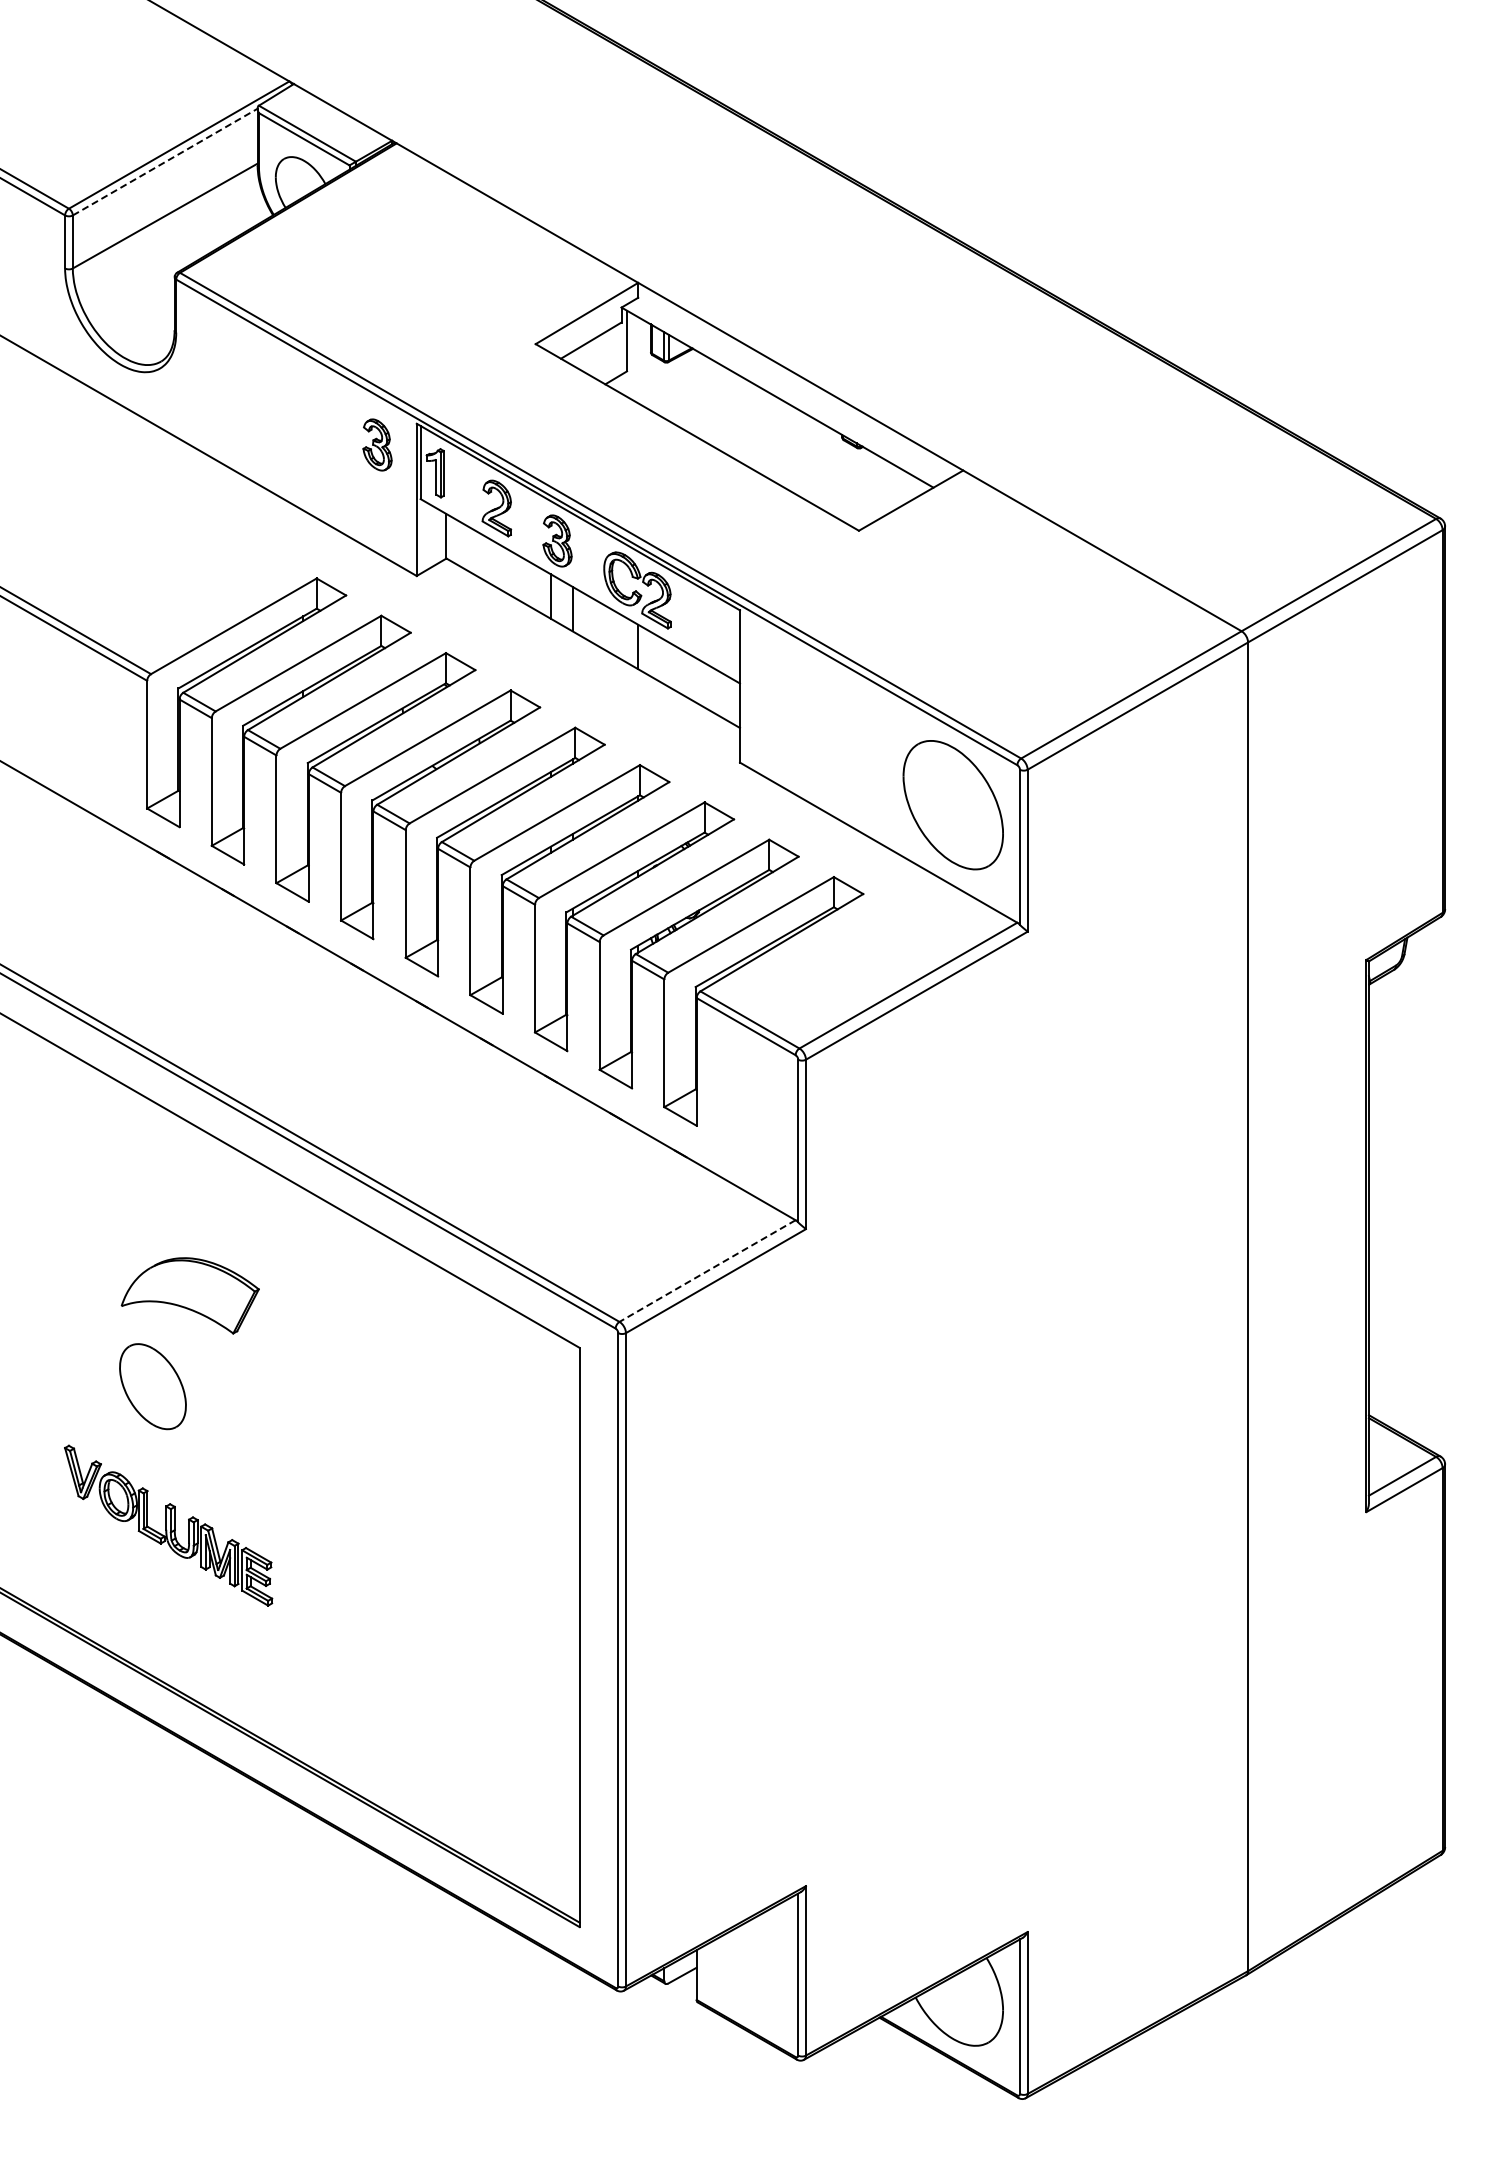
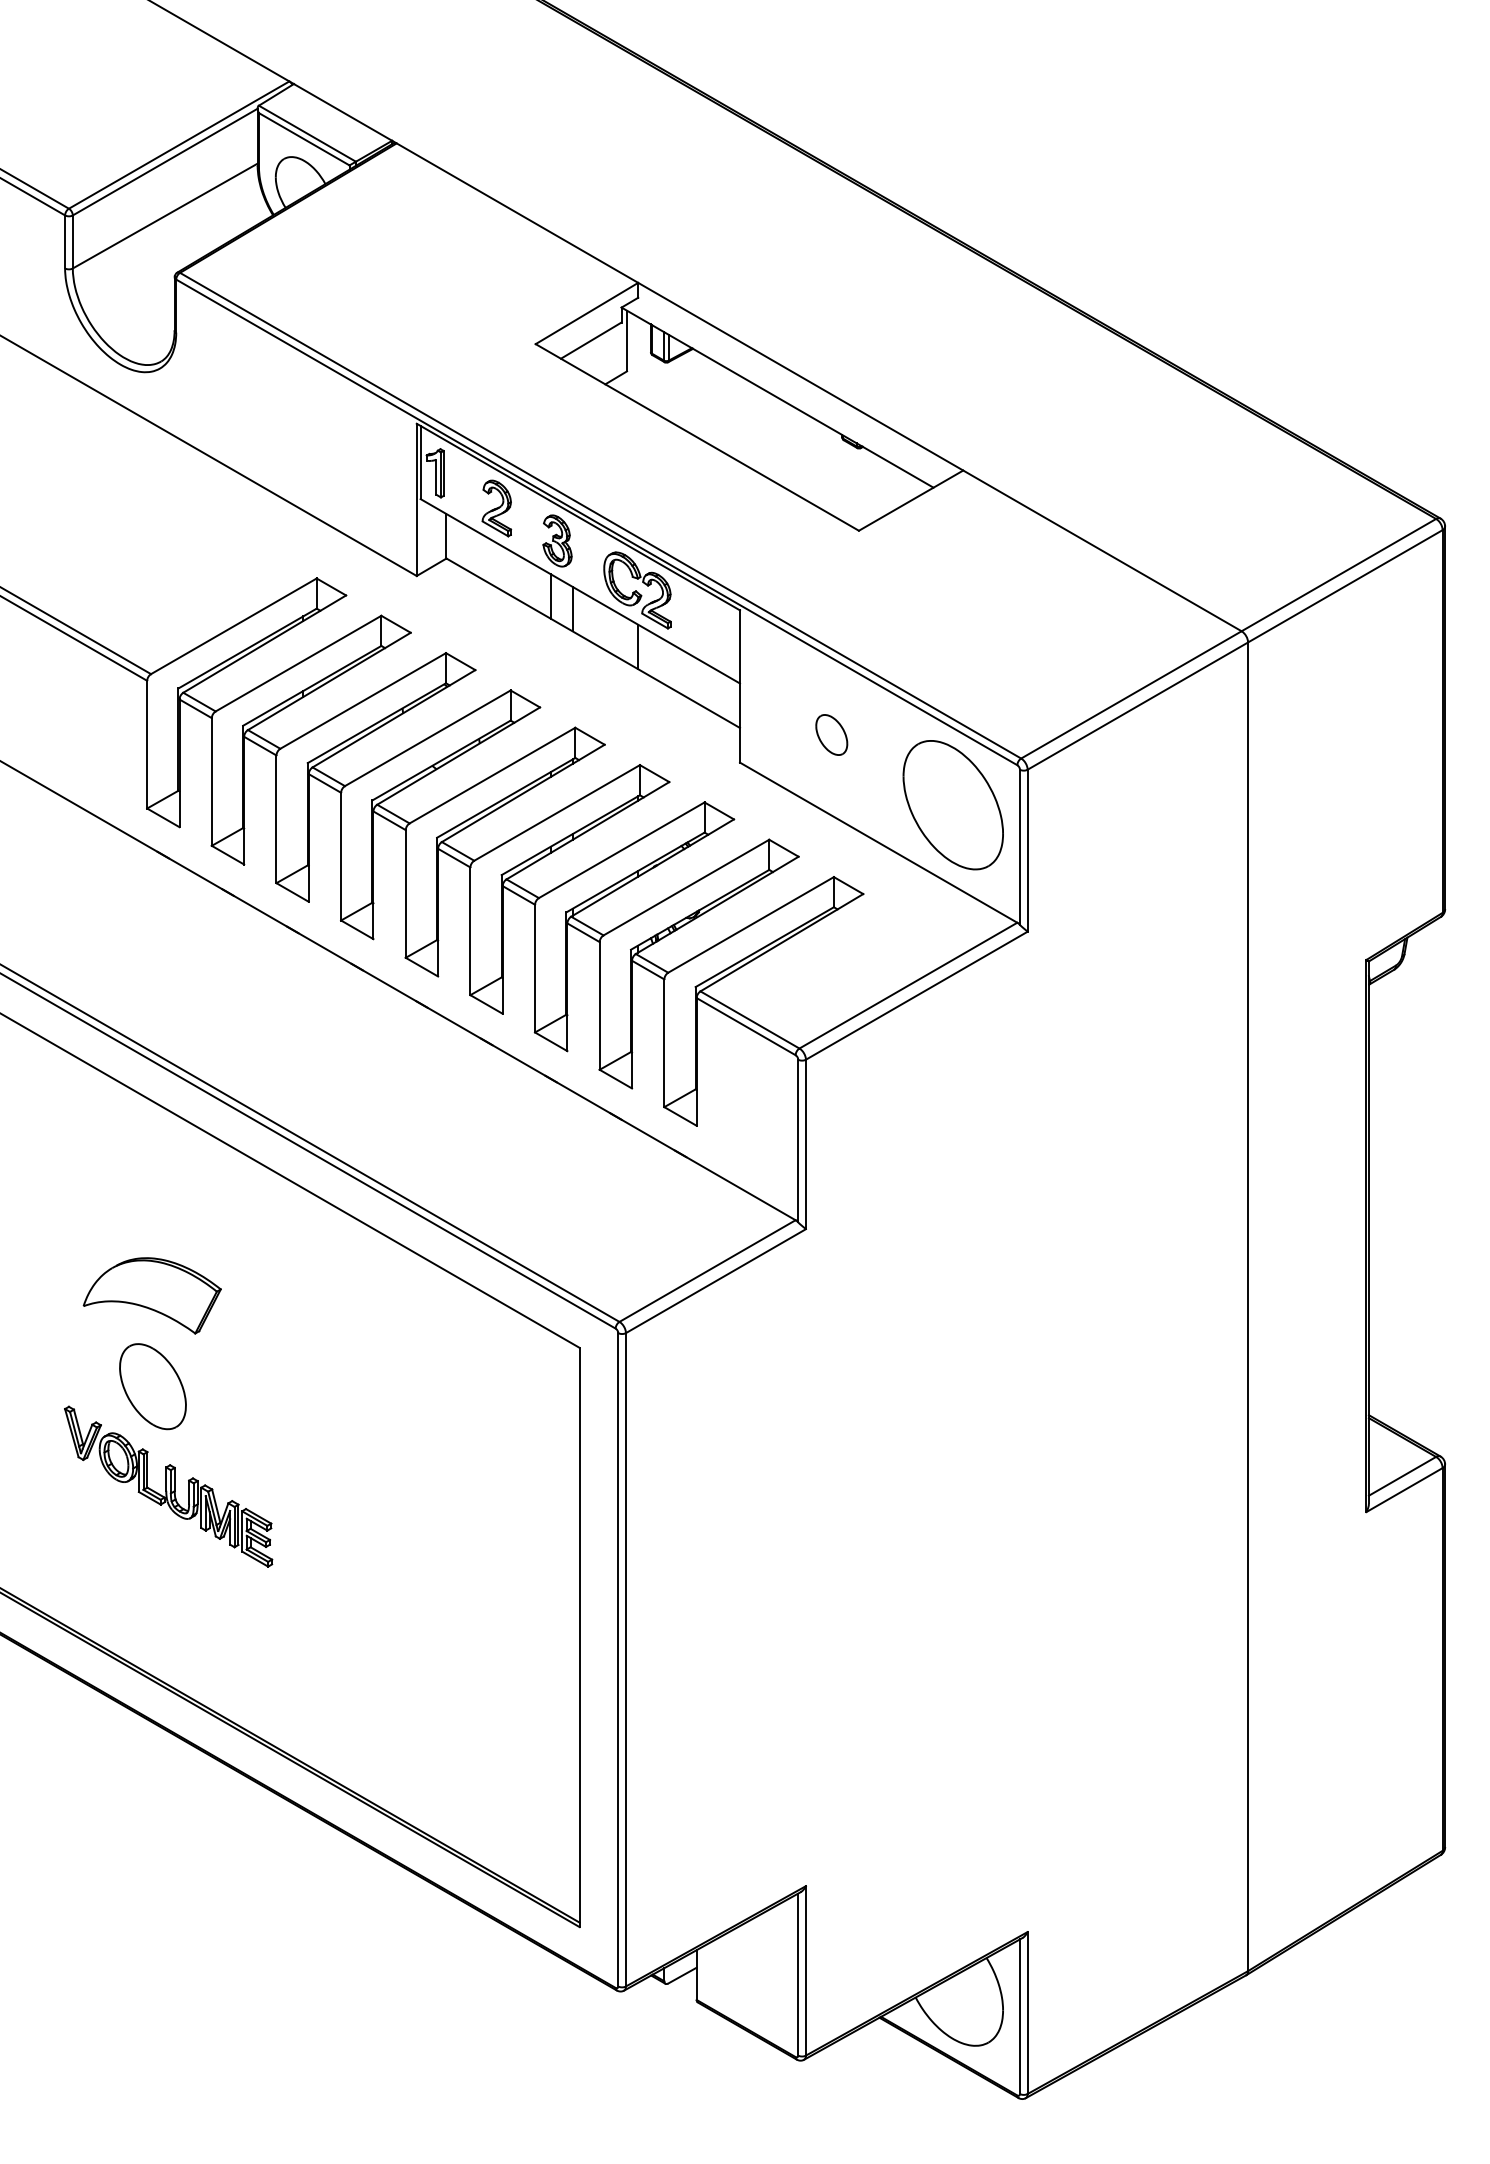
line: dashed -> solid (165, 162)
part: present -> none (377, 444)
part: none -> present (831, 734)
line: dashed -> solid (707, 1271)
part position: (189, 1295) -> (151, 1295) (151, 1295)
part position: (168, 1525) -> (168, 1486) (168, 1486)
